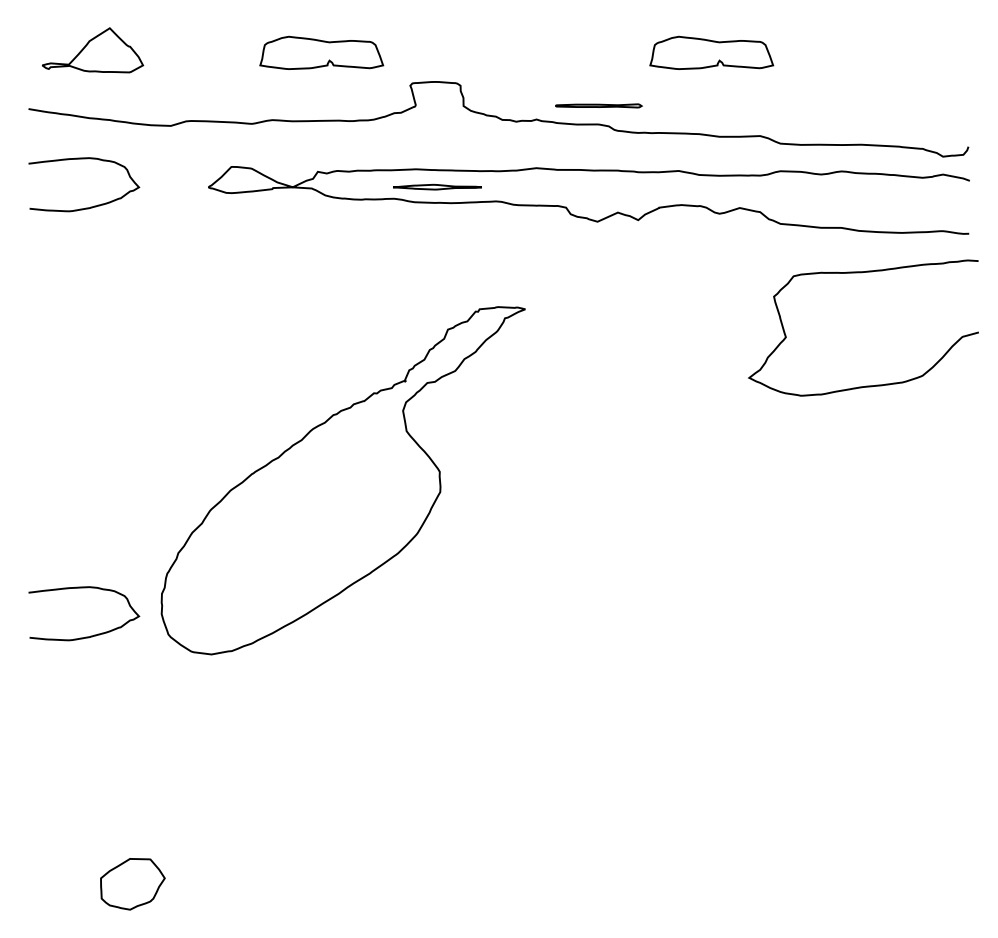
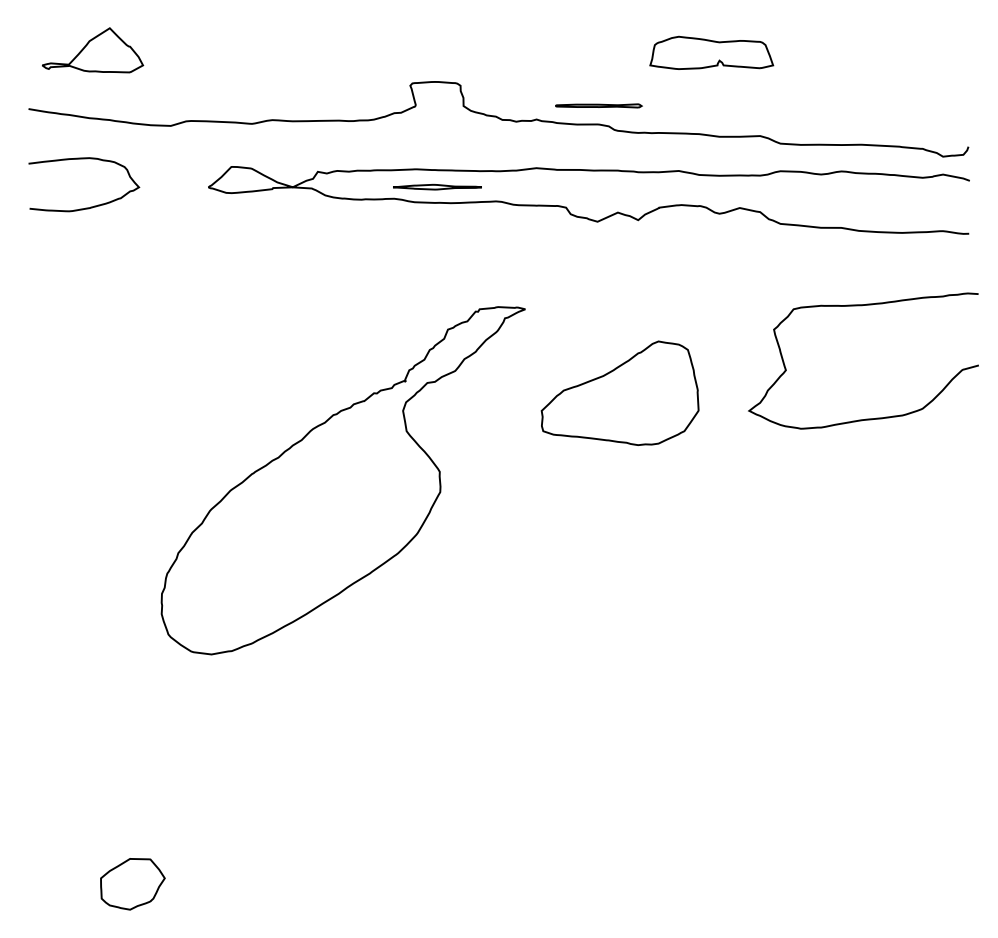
part: present -> none (321, 52)
curve position: (862, 273) -> (862, 306) (862, 306)
part: none -> present (619, 392)
curve: present -> none (90, 635)
